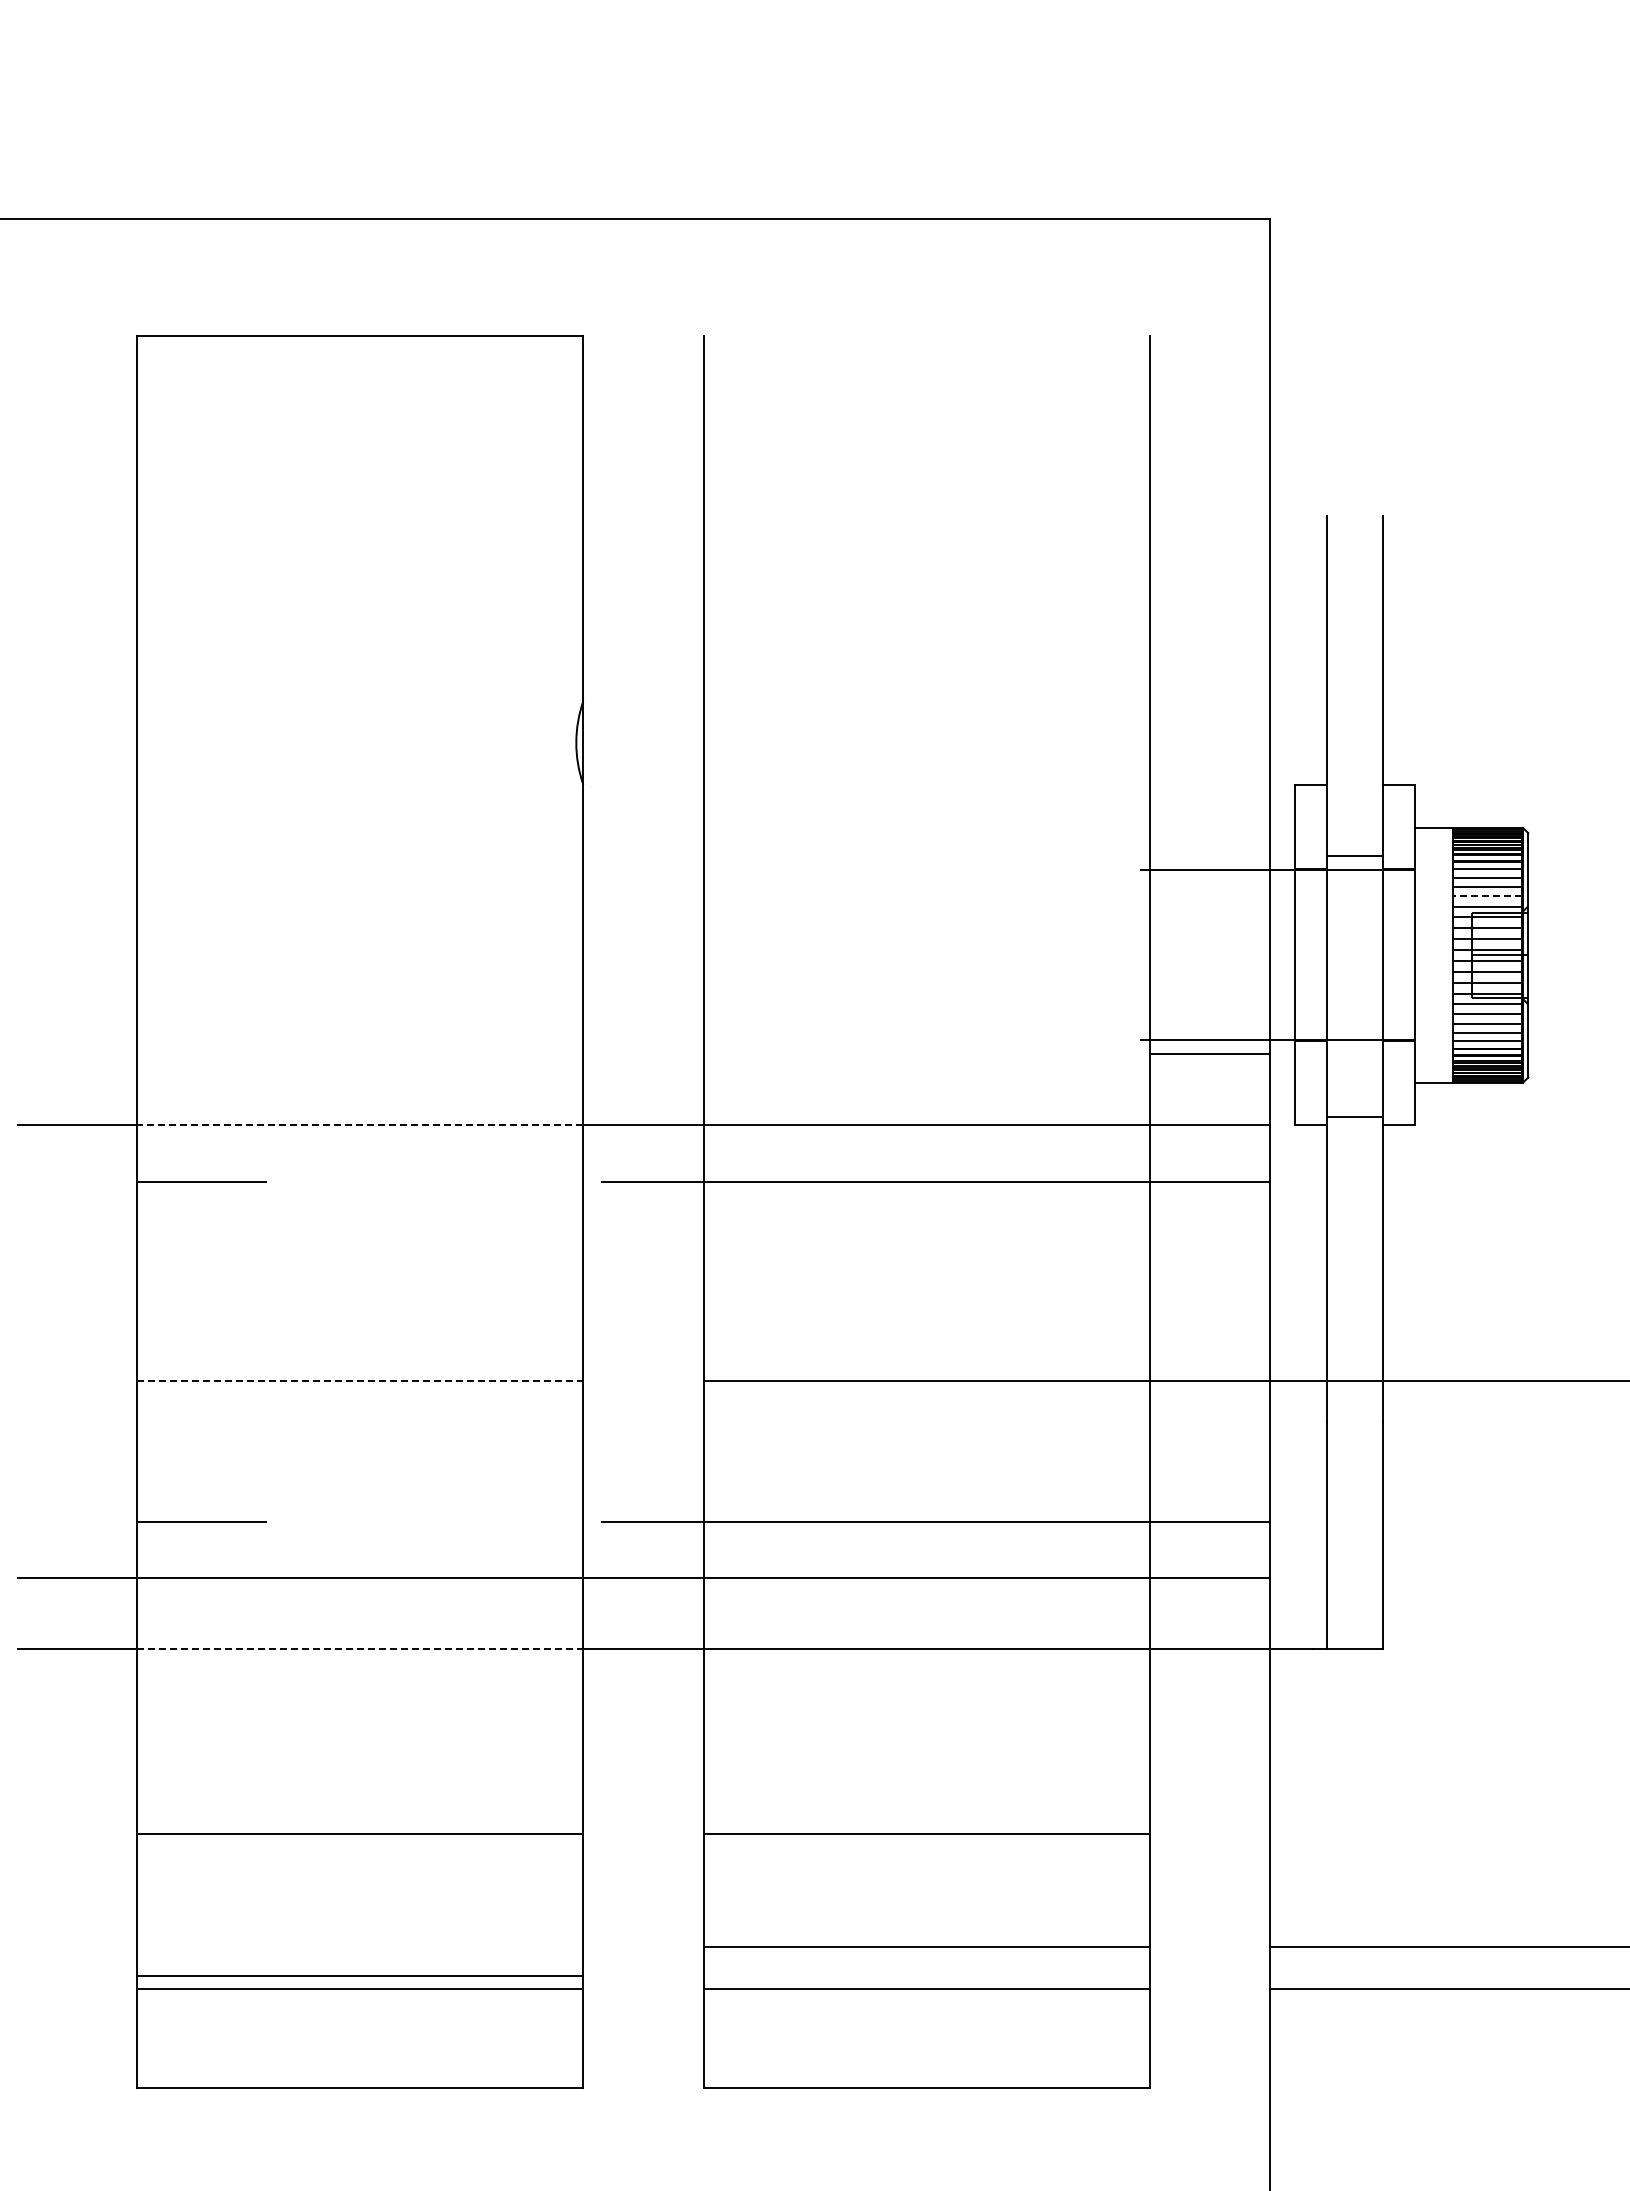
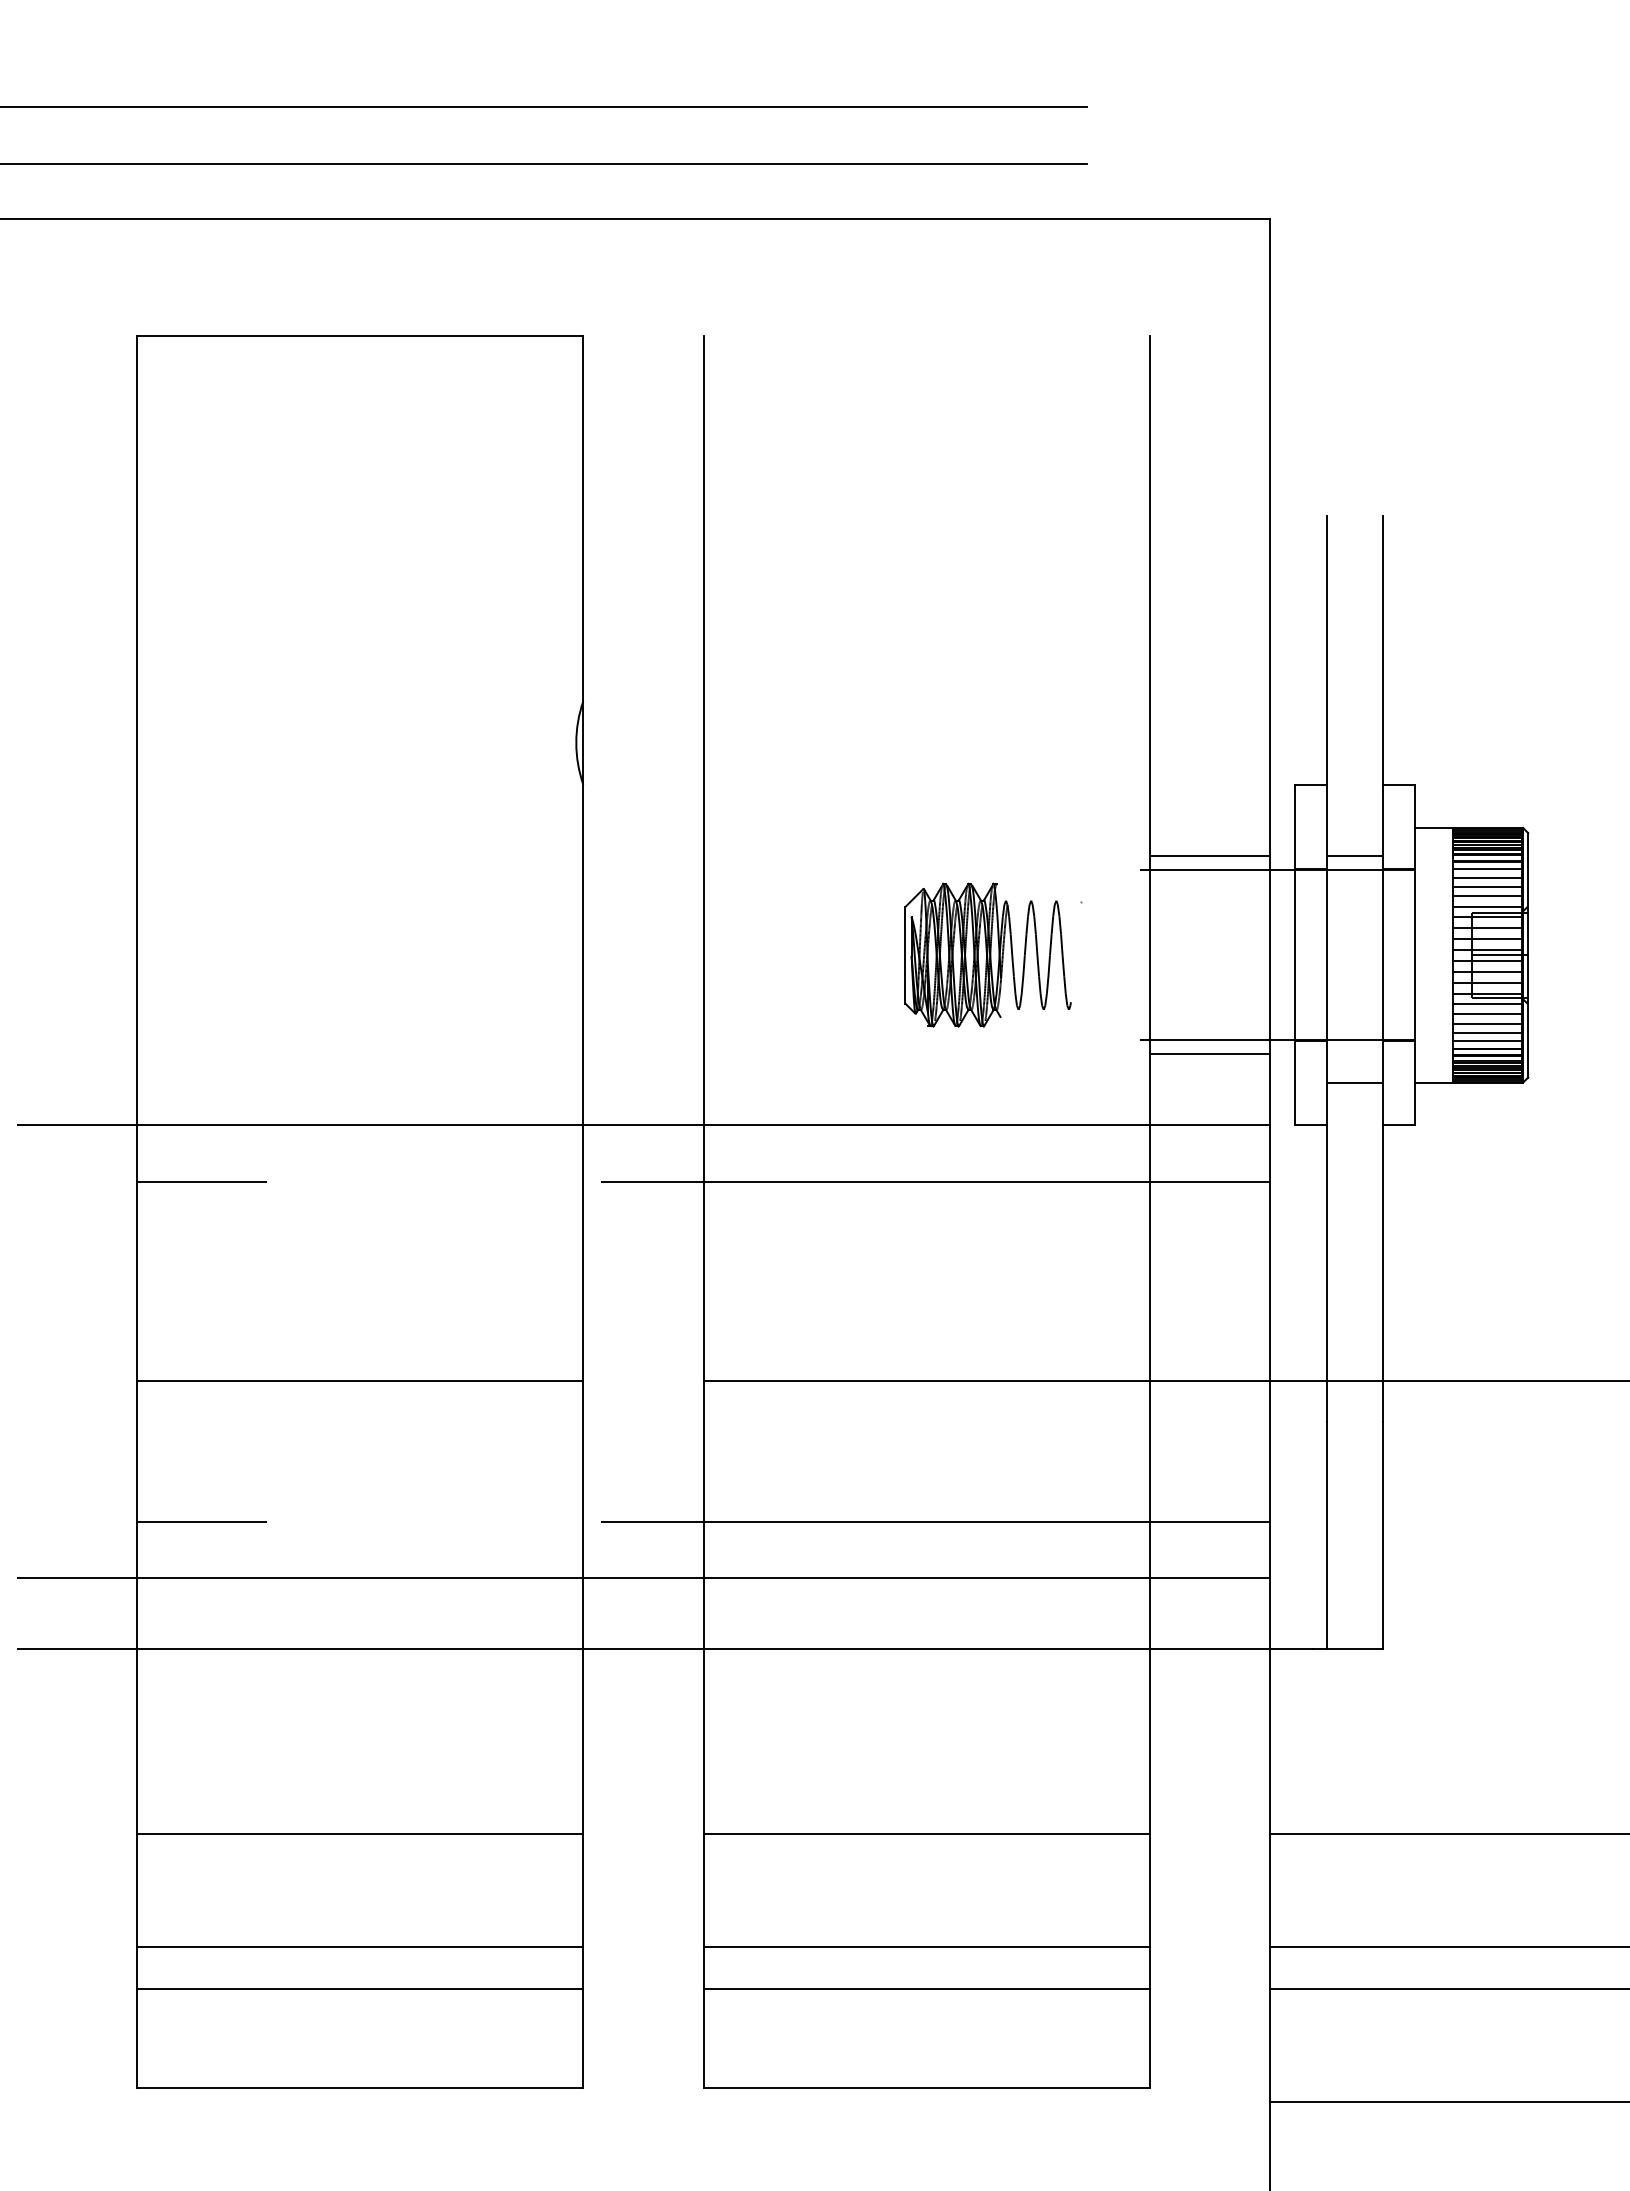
line: none -> present (544, 106)
line: none -> present (544, 163)
line: none -> present (1209, 856)
line: dashed -> solid (1487, 896)
part: none -> present (993, 954)
line position: (1354, 1116) -> (1354, 1082) (1354, 1082)
line: dashed -> solid (360, 1125)
line: dashed -> solid (360, 1381)
line: dashed -> solid (360, 1649)
line: none -> present (1448, 1833)
line position: (360, 1976) -> (360, 1947) (360, 1947)
line: none -> present (1448, 2102)
